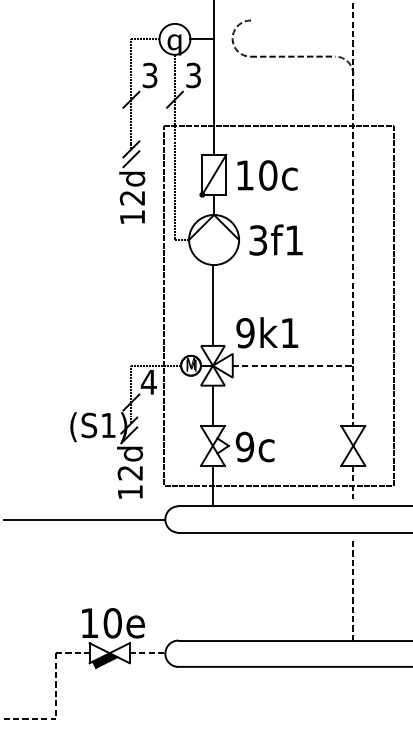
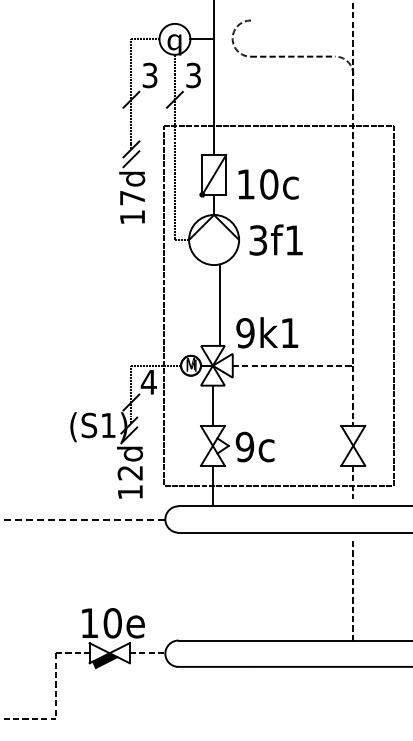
text position: (267, 175) -> (268, 184) (268, 184)
text: 12d -> 17d (131, 198)
line position: (212, 305) -> (219, 305) (219, 305)
line: solid -> dashed (85, 519)
